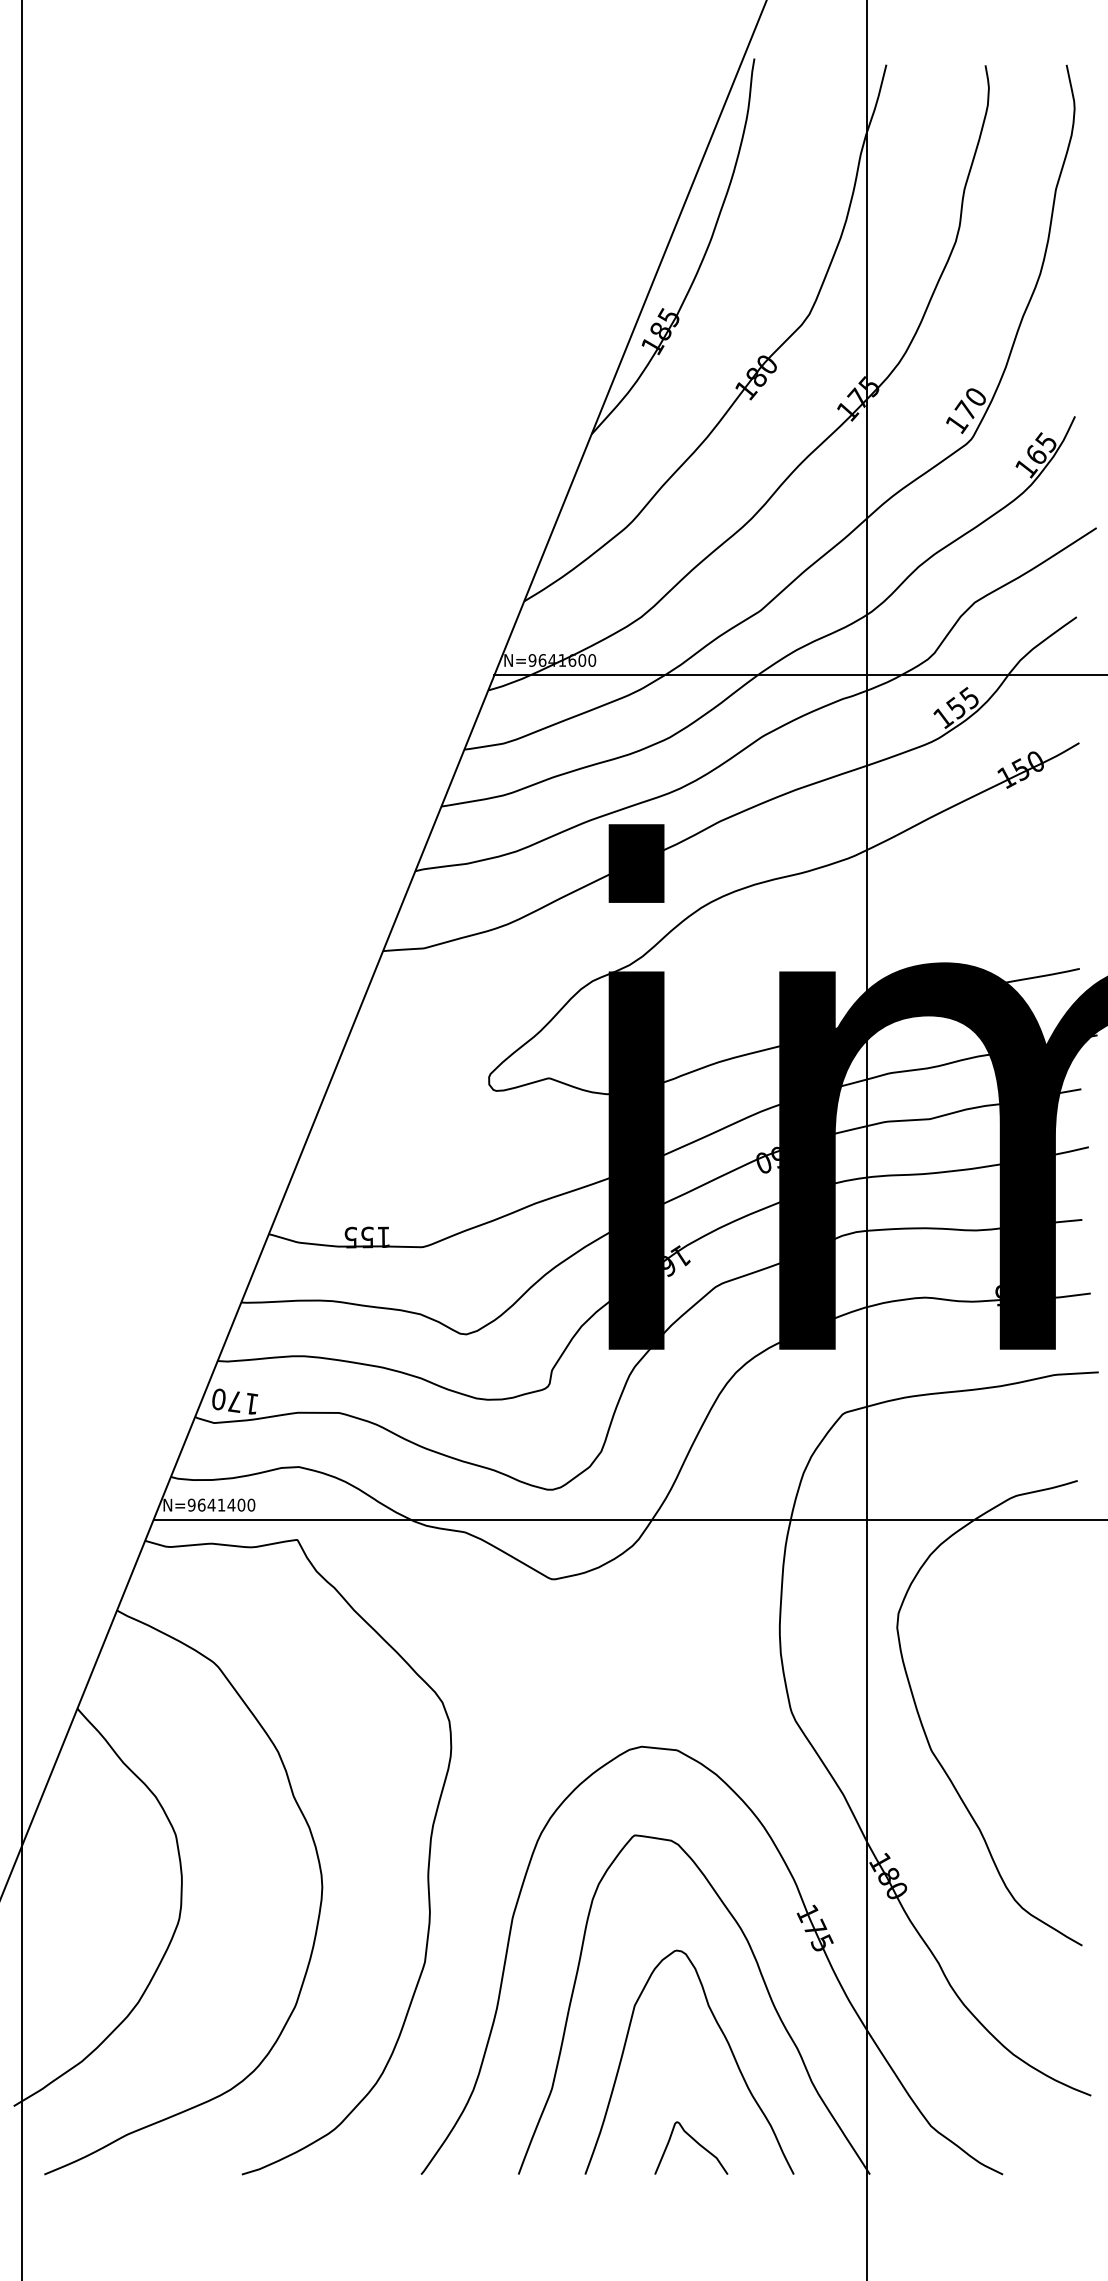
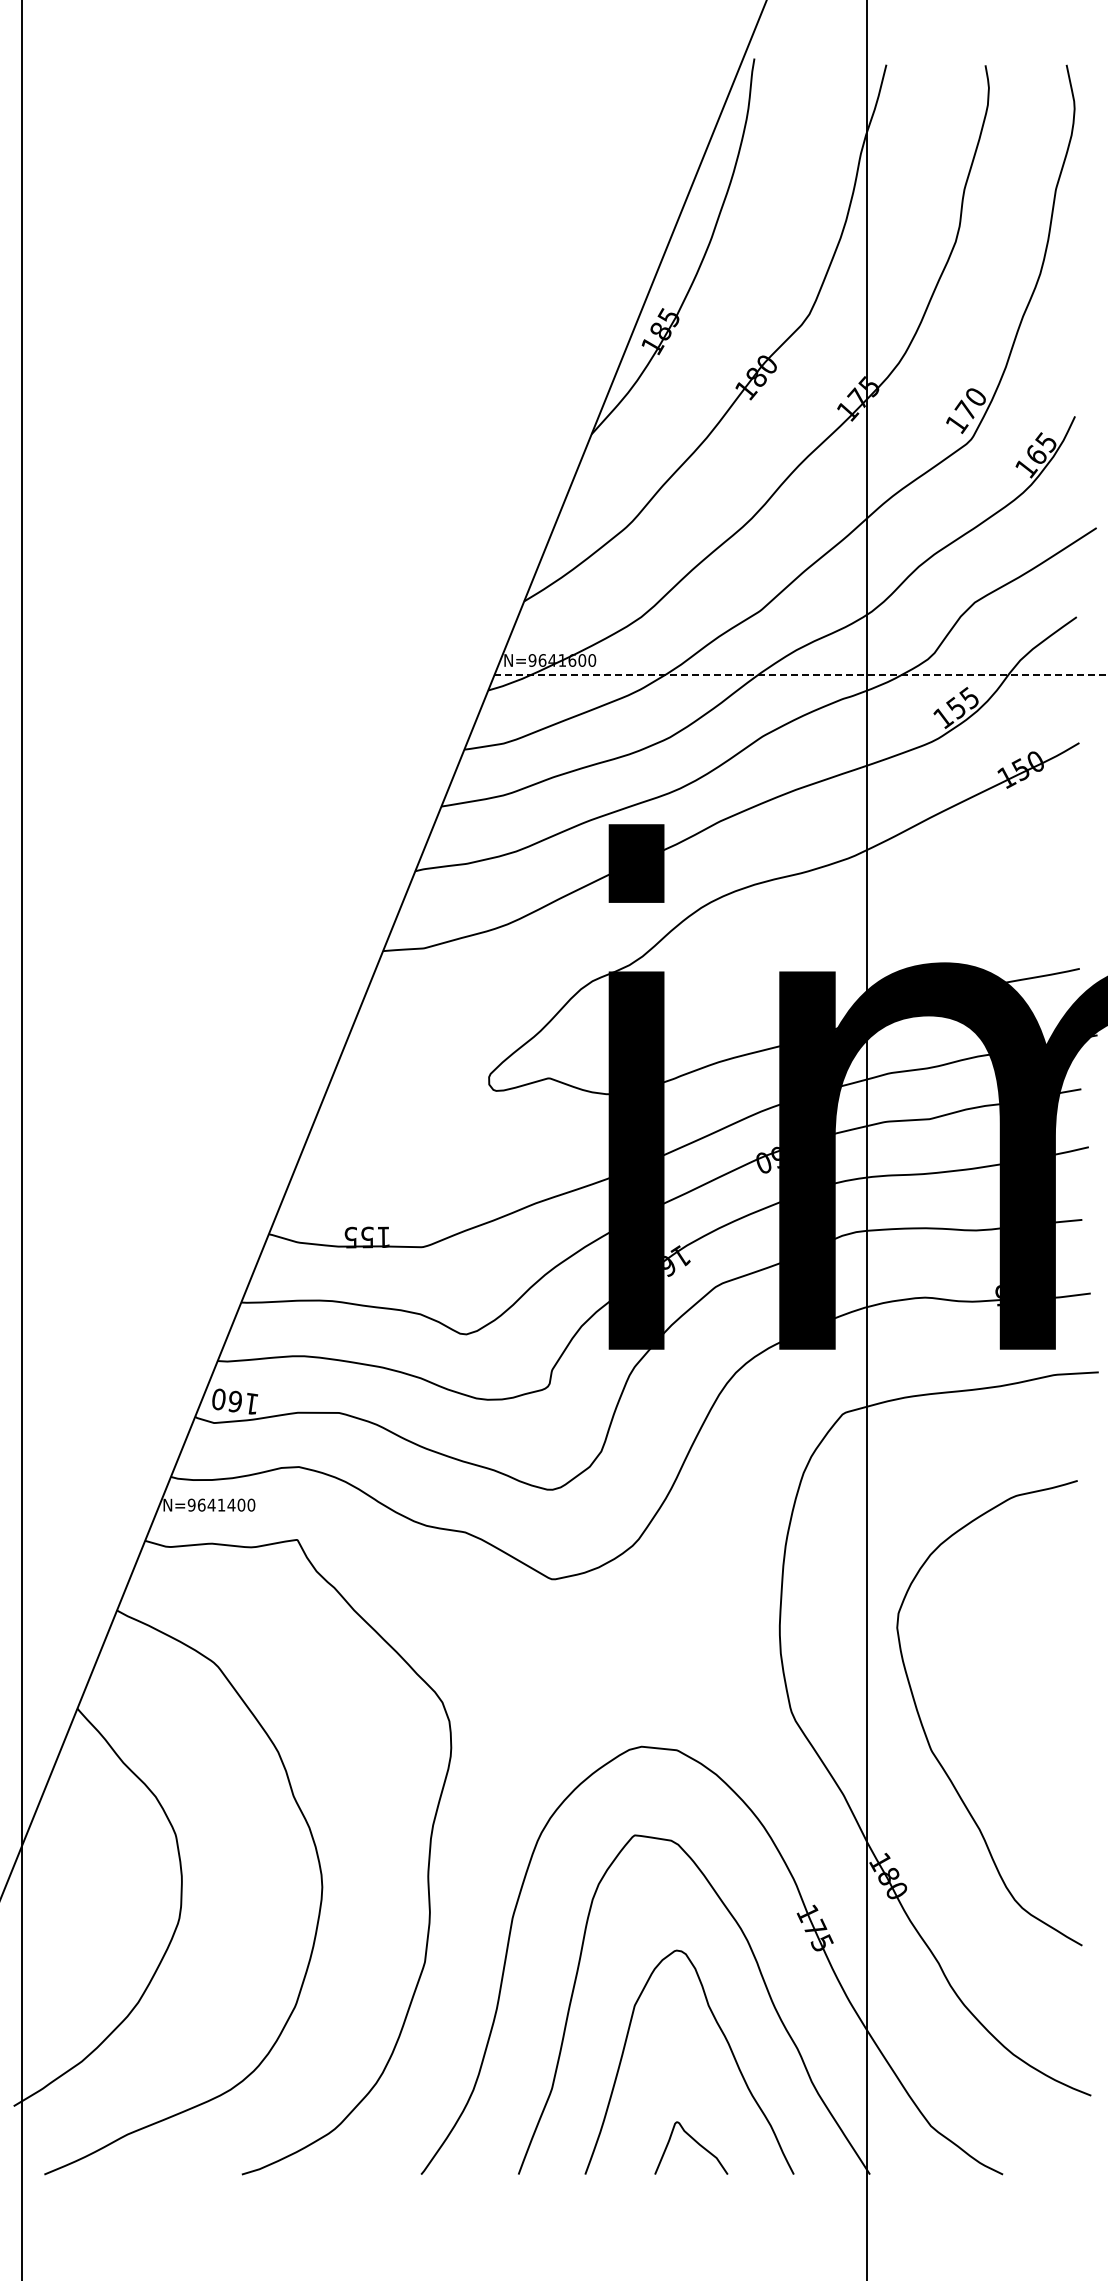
line: solid -> dashed (801, 675)
text: 170 -> 160 (234, 1401)
line: present -> none (628, 1519)
